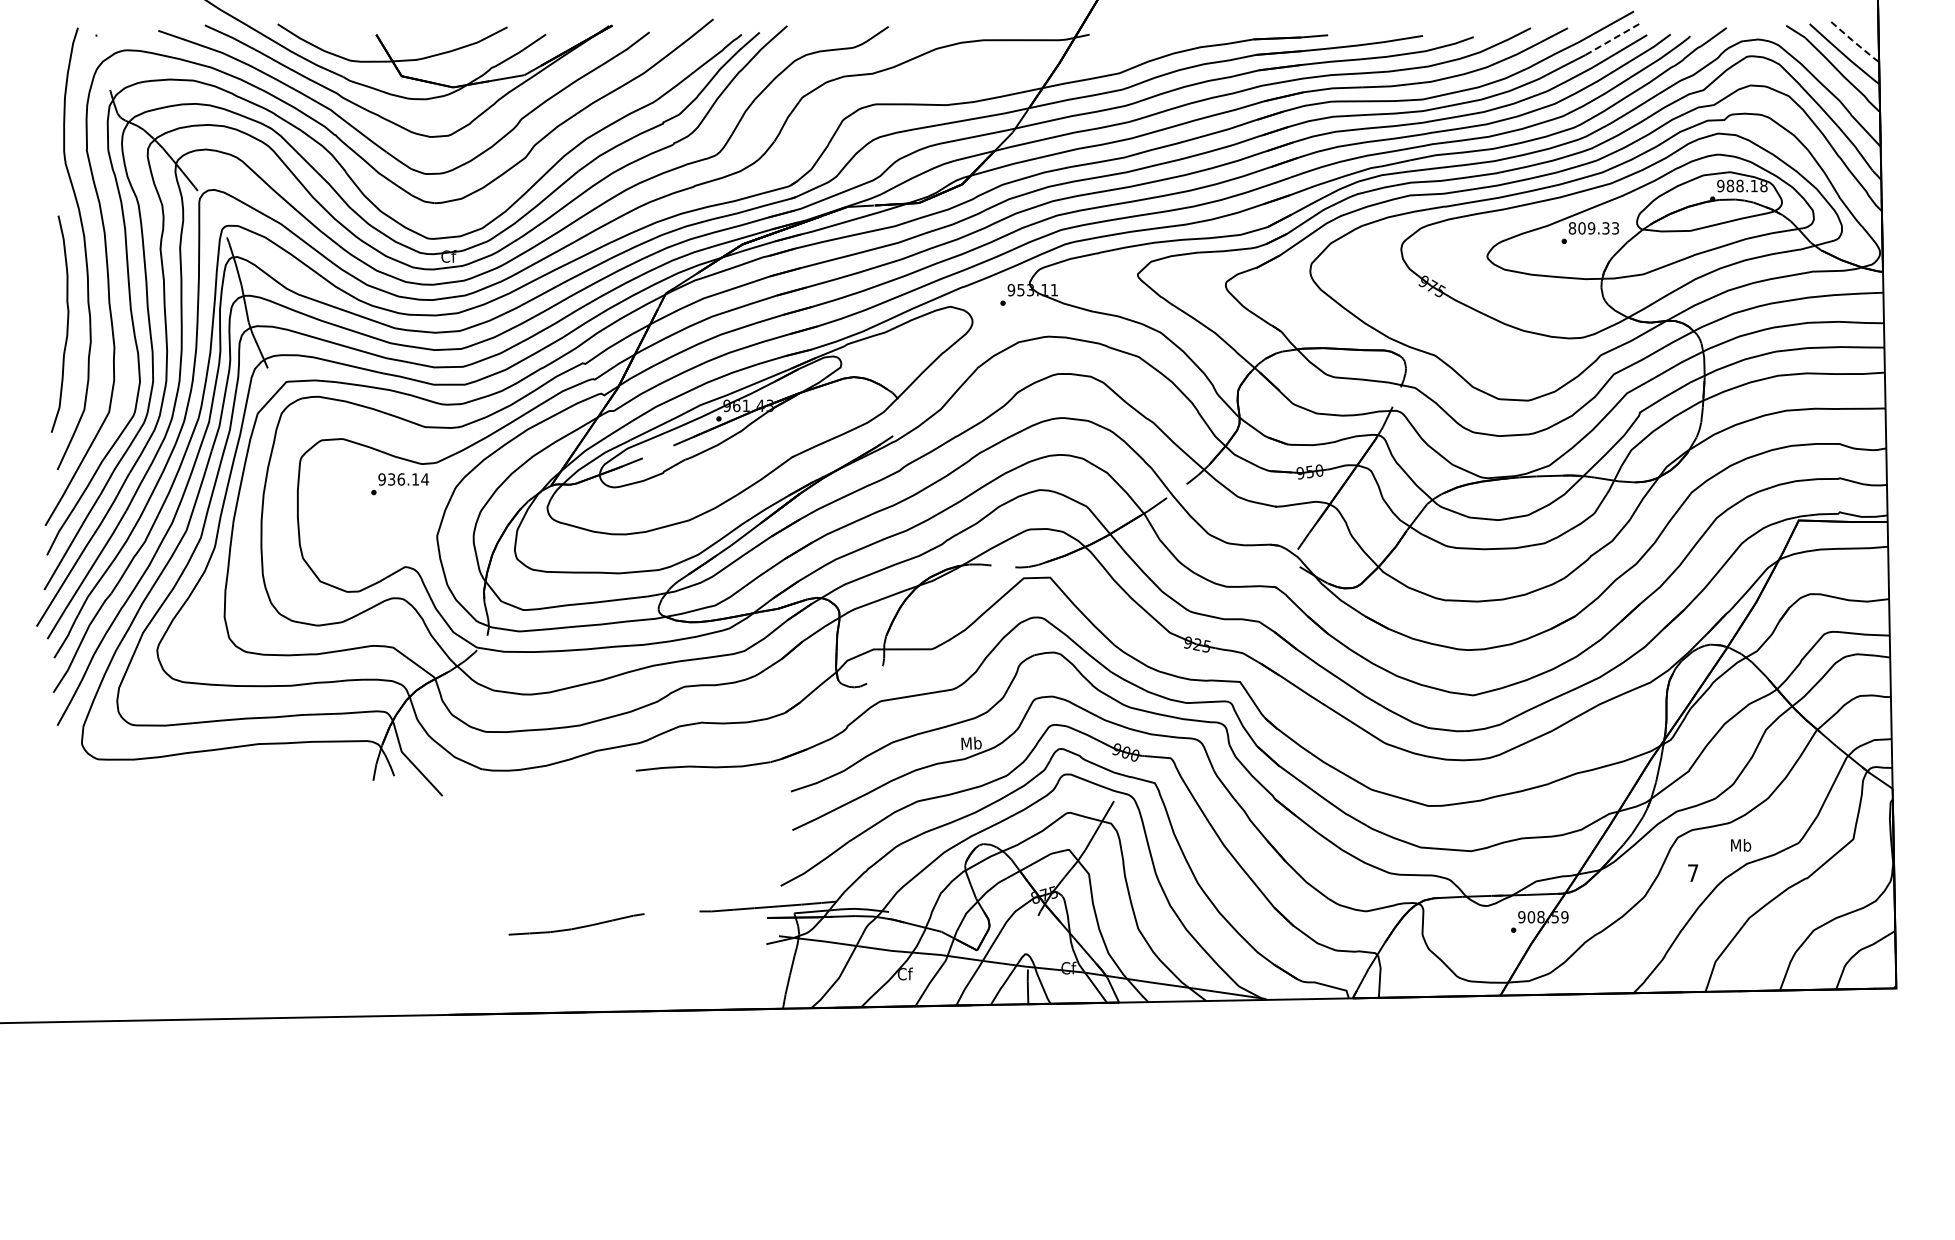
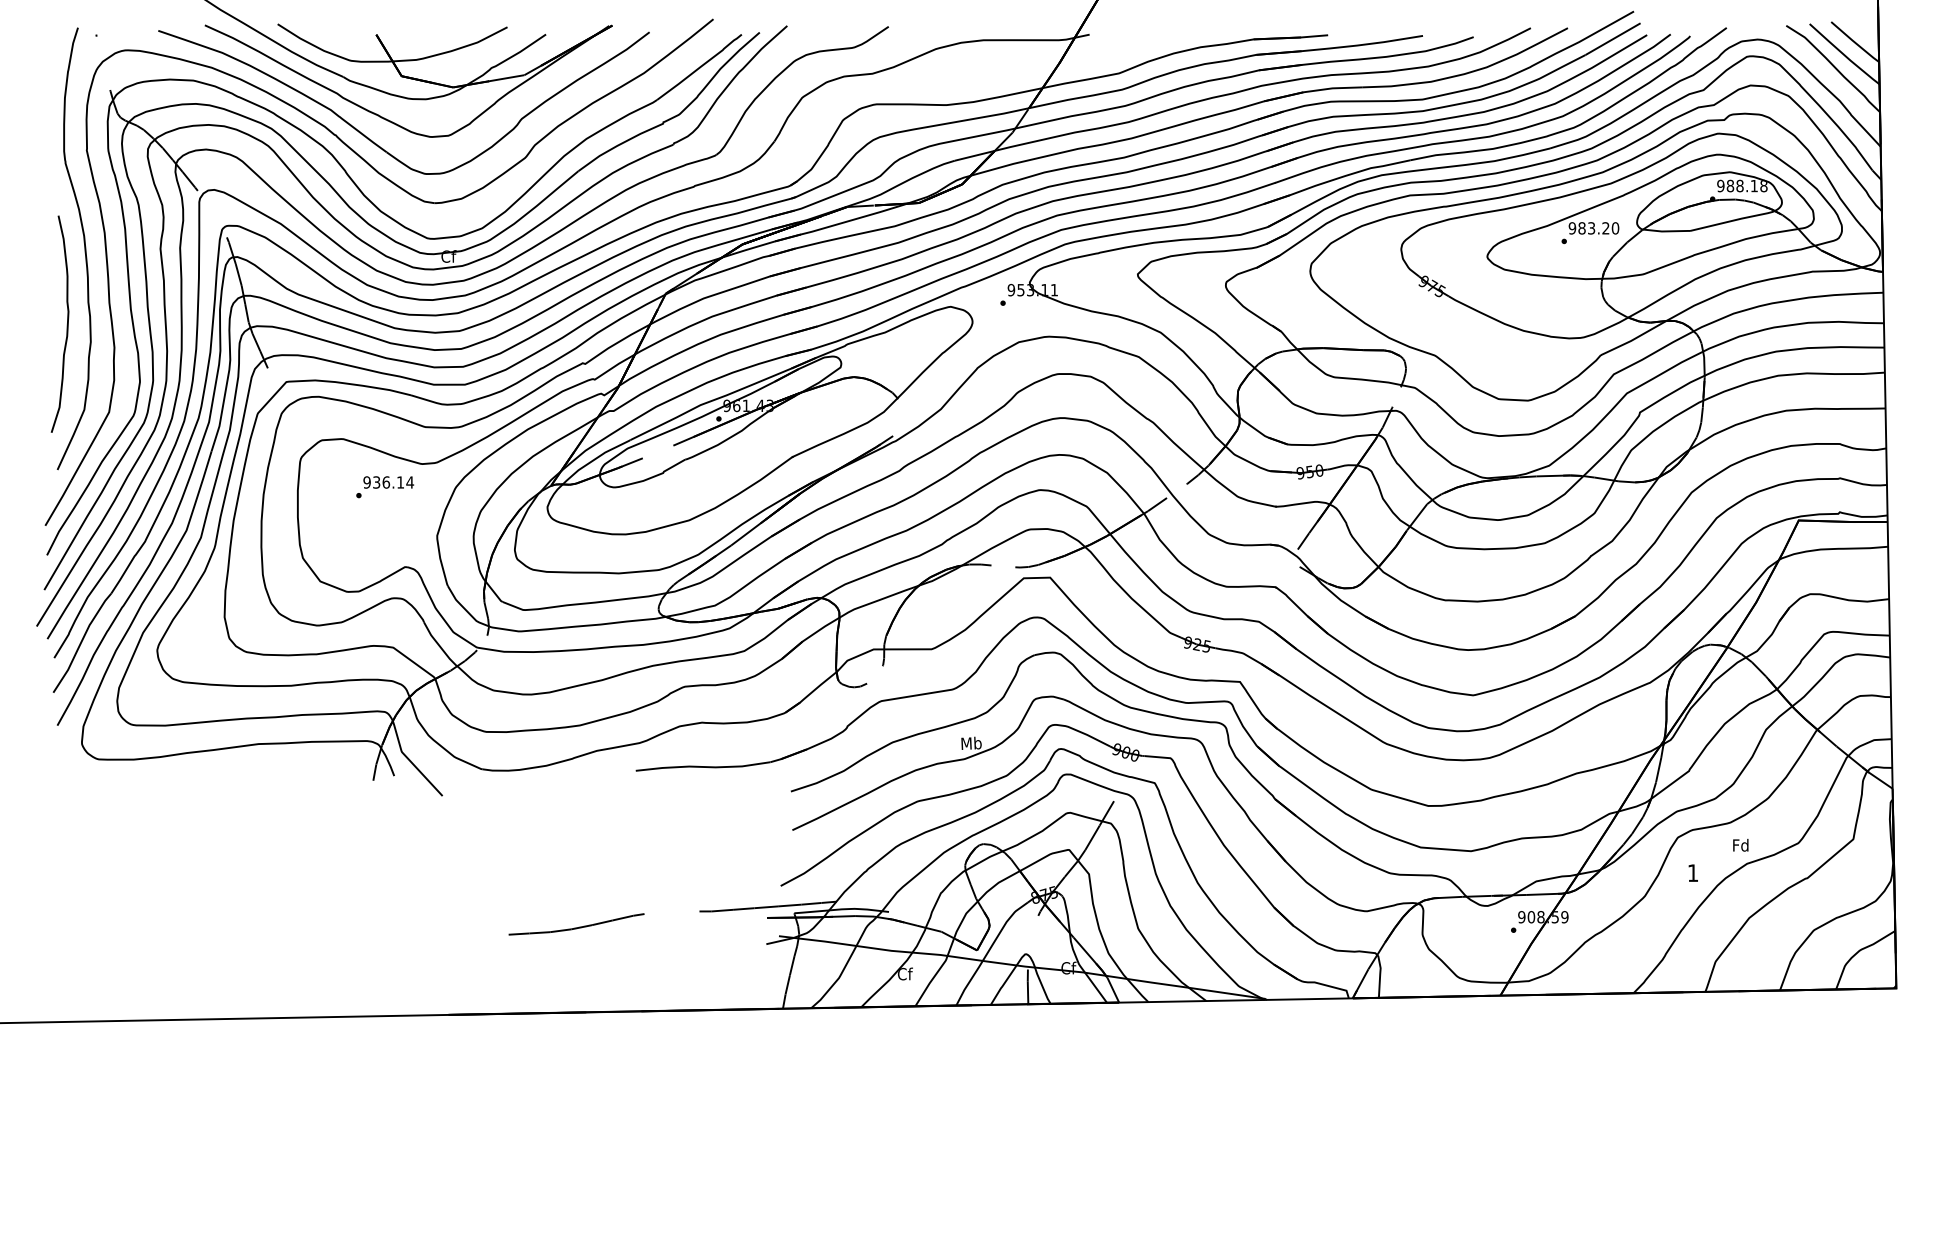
line: dashed -> solid (1613, 39)
line: dashed -> solid (1855, 42)
text: 809.33 -> 983.20 (1593, 228)
text position: (400, 484) -> (385, 487) (385, 487)
text: Mb -> Fd (1741, 844)
text: 7 -> 1 (1693, 872)
